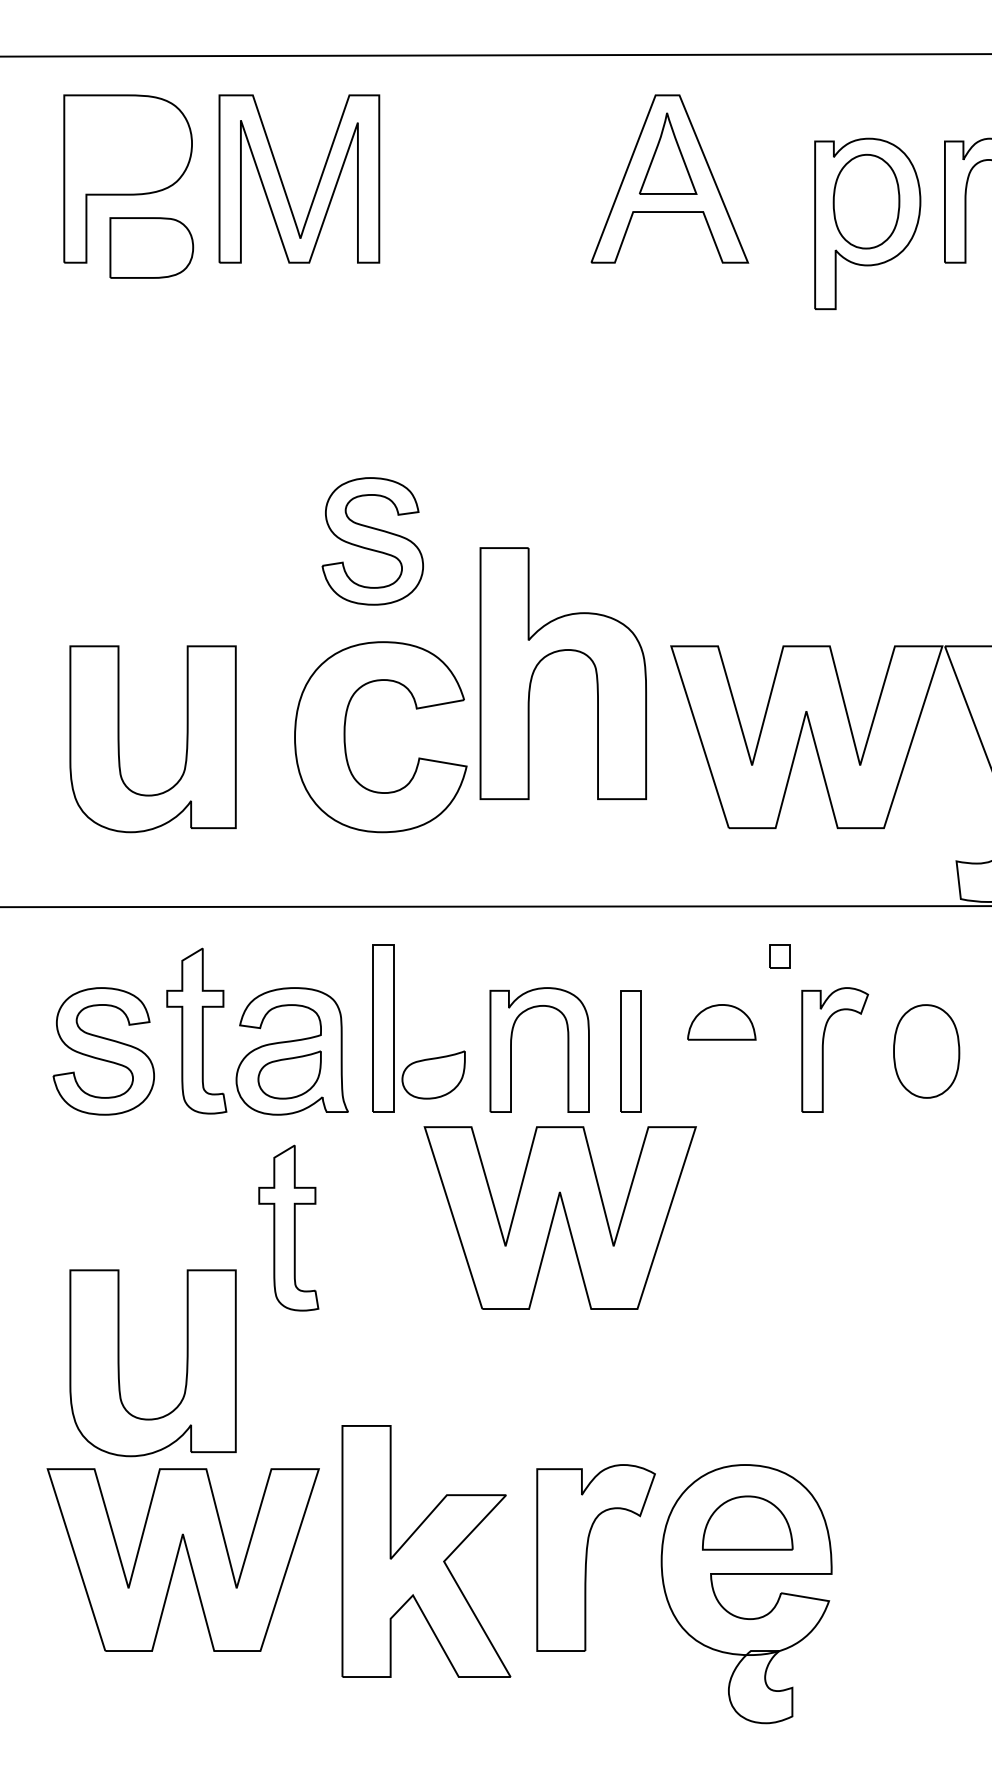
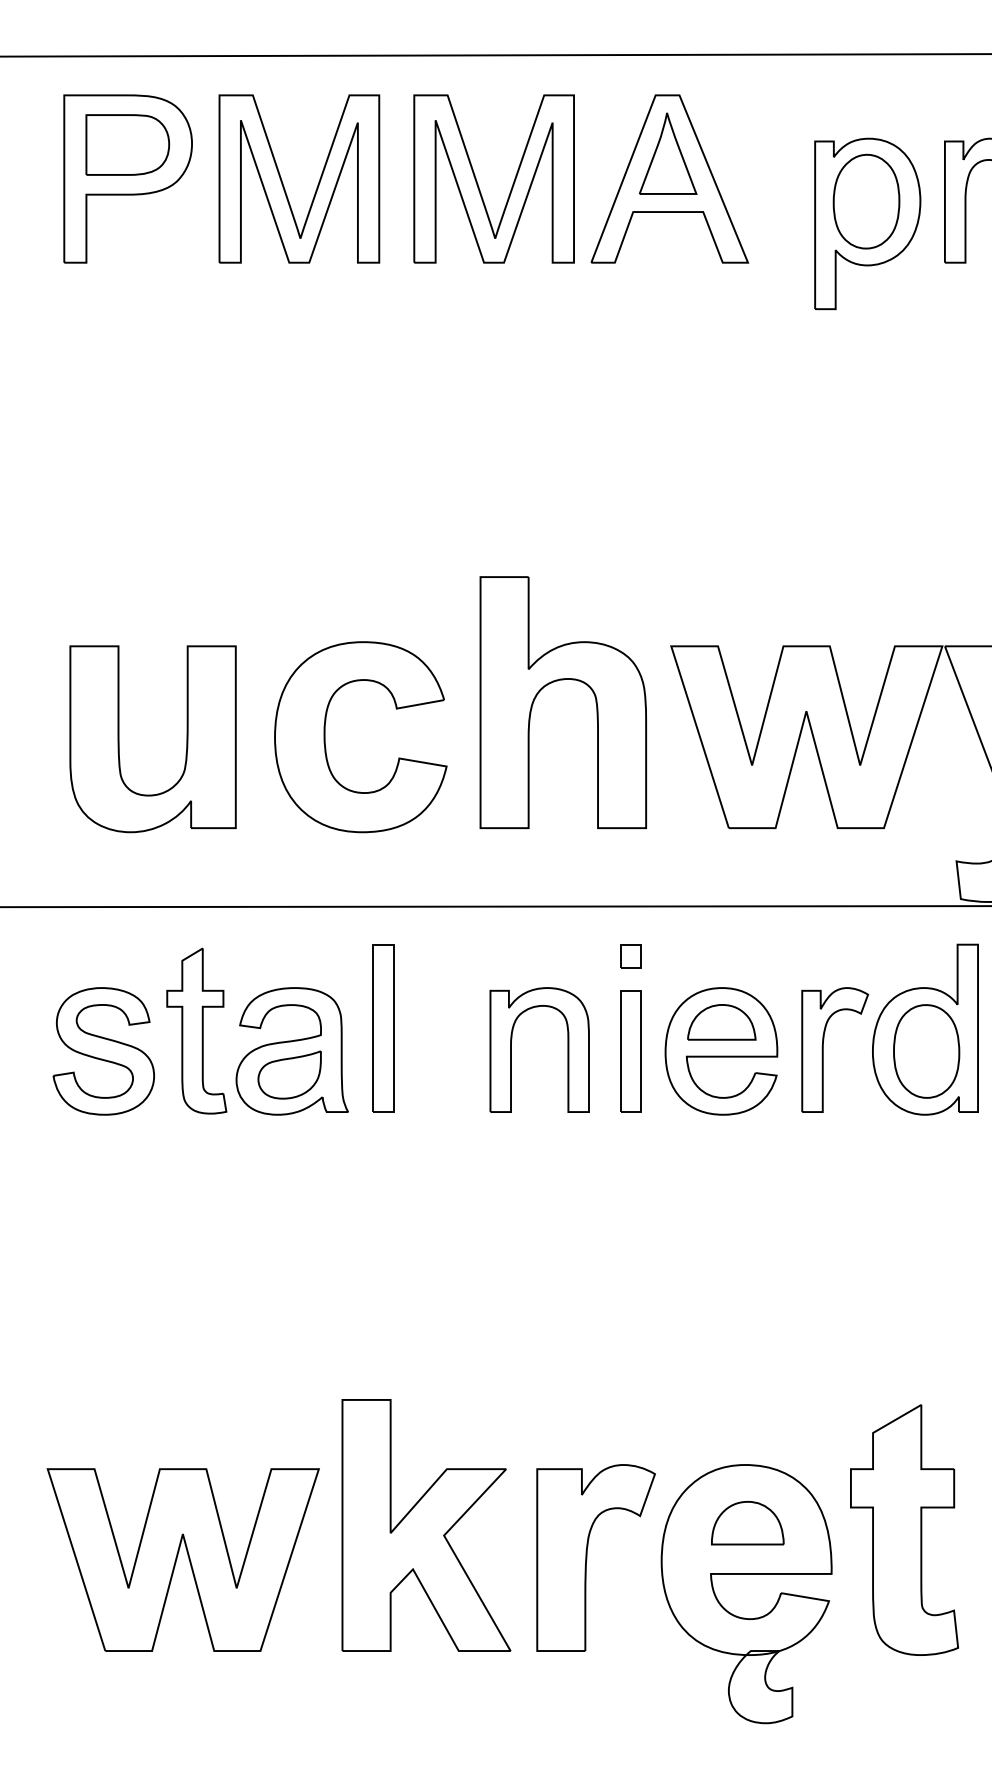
part: none -> present (479, 186)
part position: (151, 247) -> (127, 144) (127, 144)
part: present -> none (372, 541)
part position: (554, 653) -> (554, 682) (554, 682)
part position: (345, 737) -> (325, 737) (325, 737)
part position: (779, 956) -> (630, 956) (630, 956)
part: none -> present (925, 1029)
part: none -> present (721, 1051)
part: present -> none (433, 1074)
part: present -> none (559, 1217)
part: present -> none (288, 1227)
part: present -> none (119, 1363)
part size: 92x56 px -> 74x45 px (747, 1523)
part: none -> present (904, 1529)
part position: (426, 1551) -> (426, 1525) (426, 1525)
